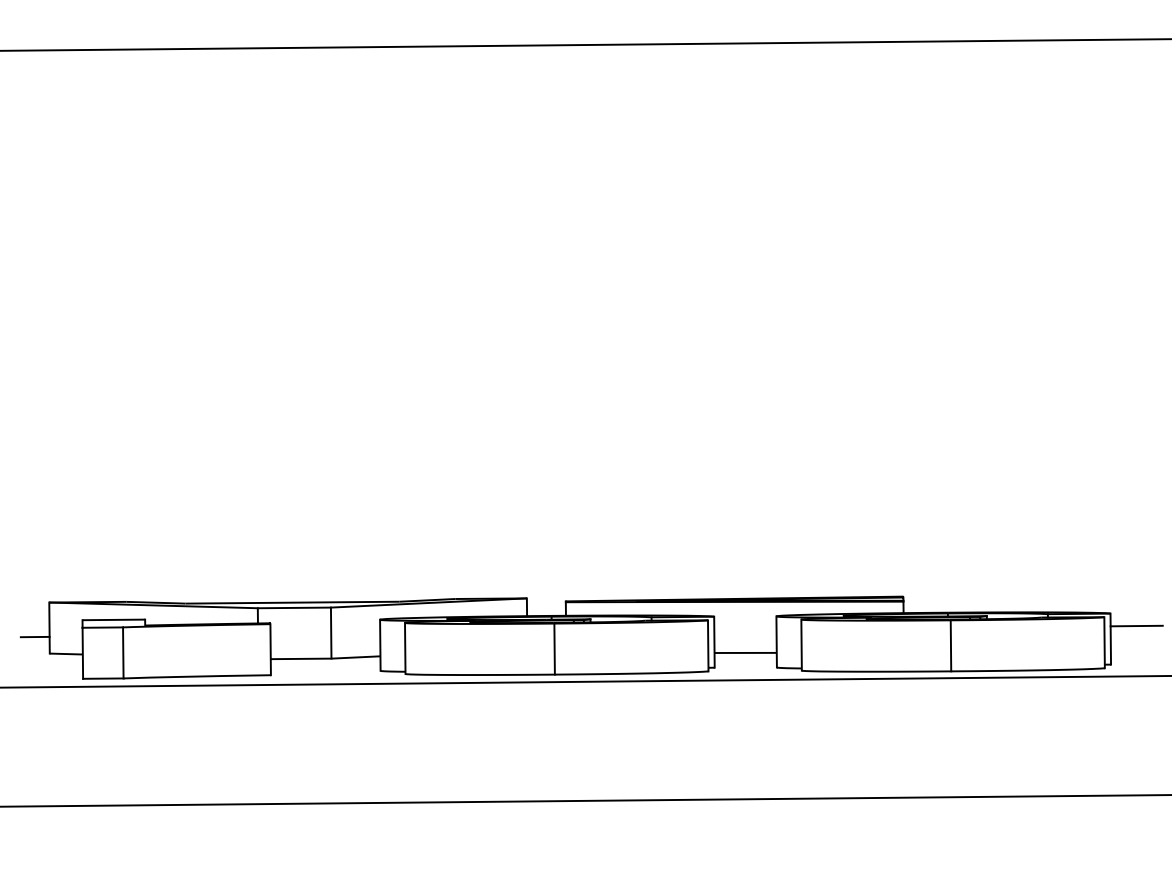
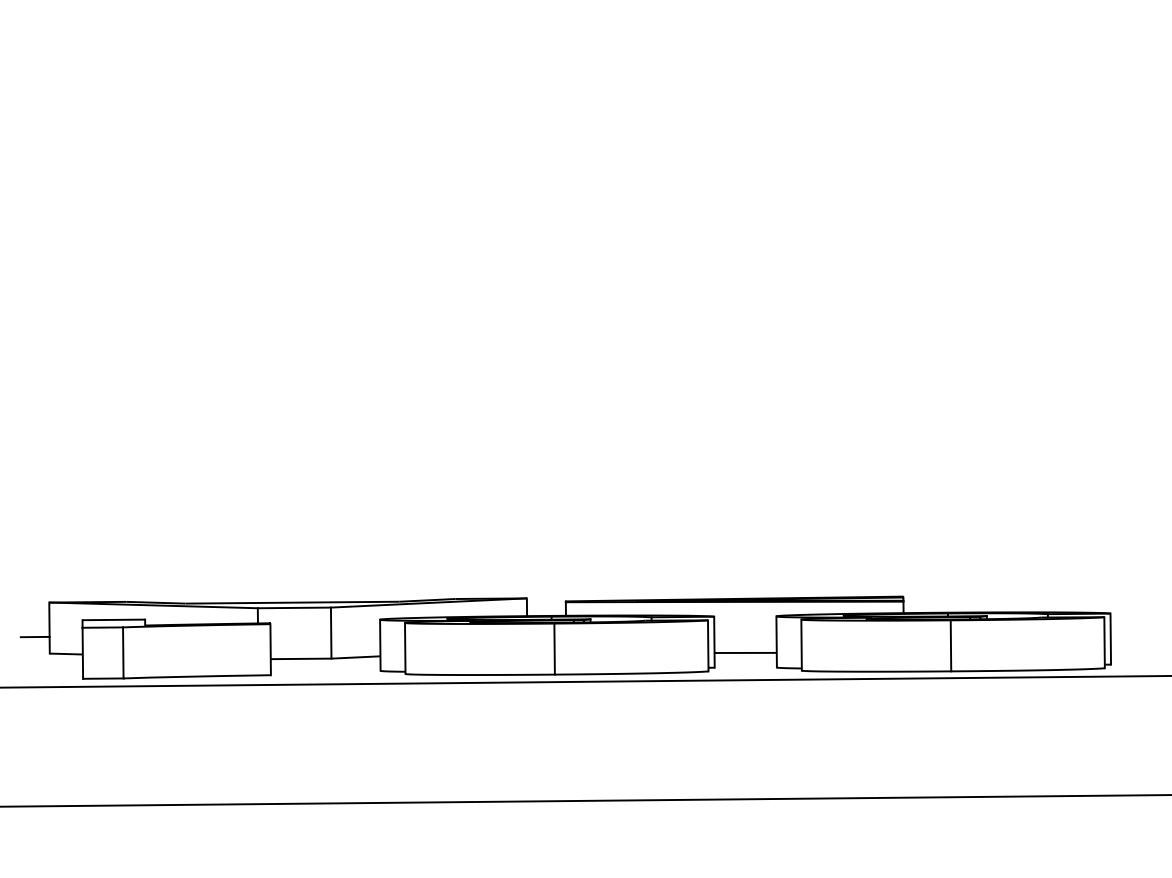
line: present -> none (585, 44)
line: present -> none (1136, 625)
